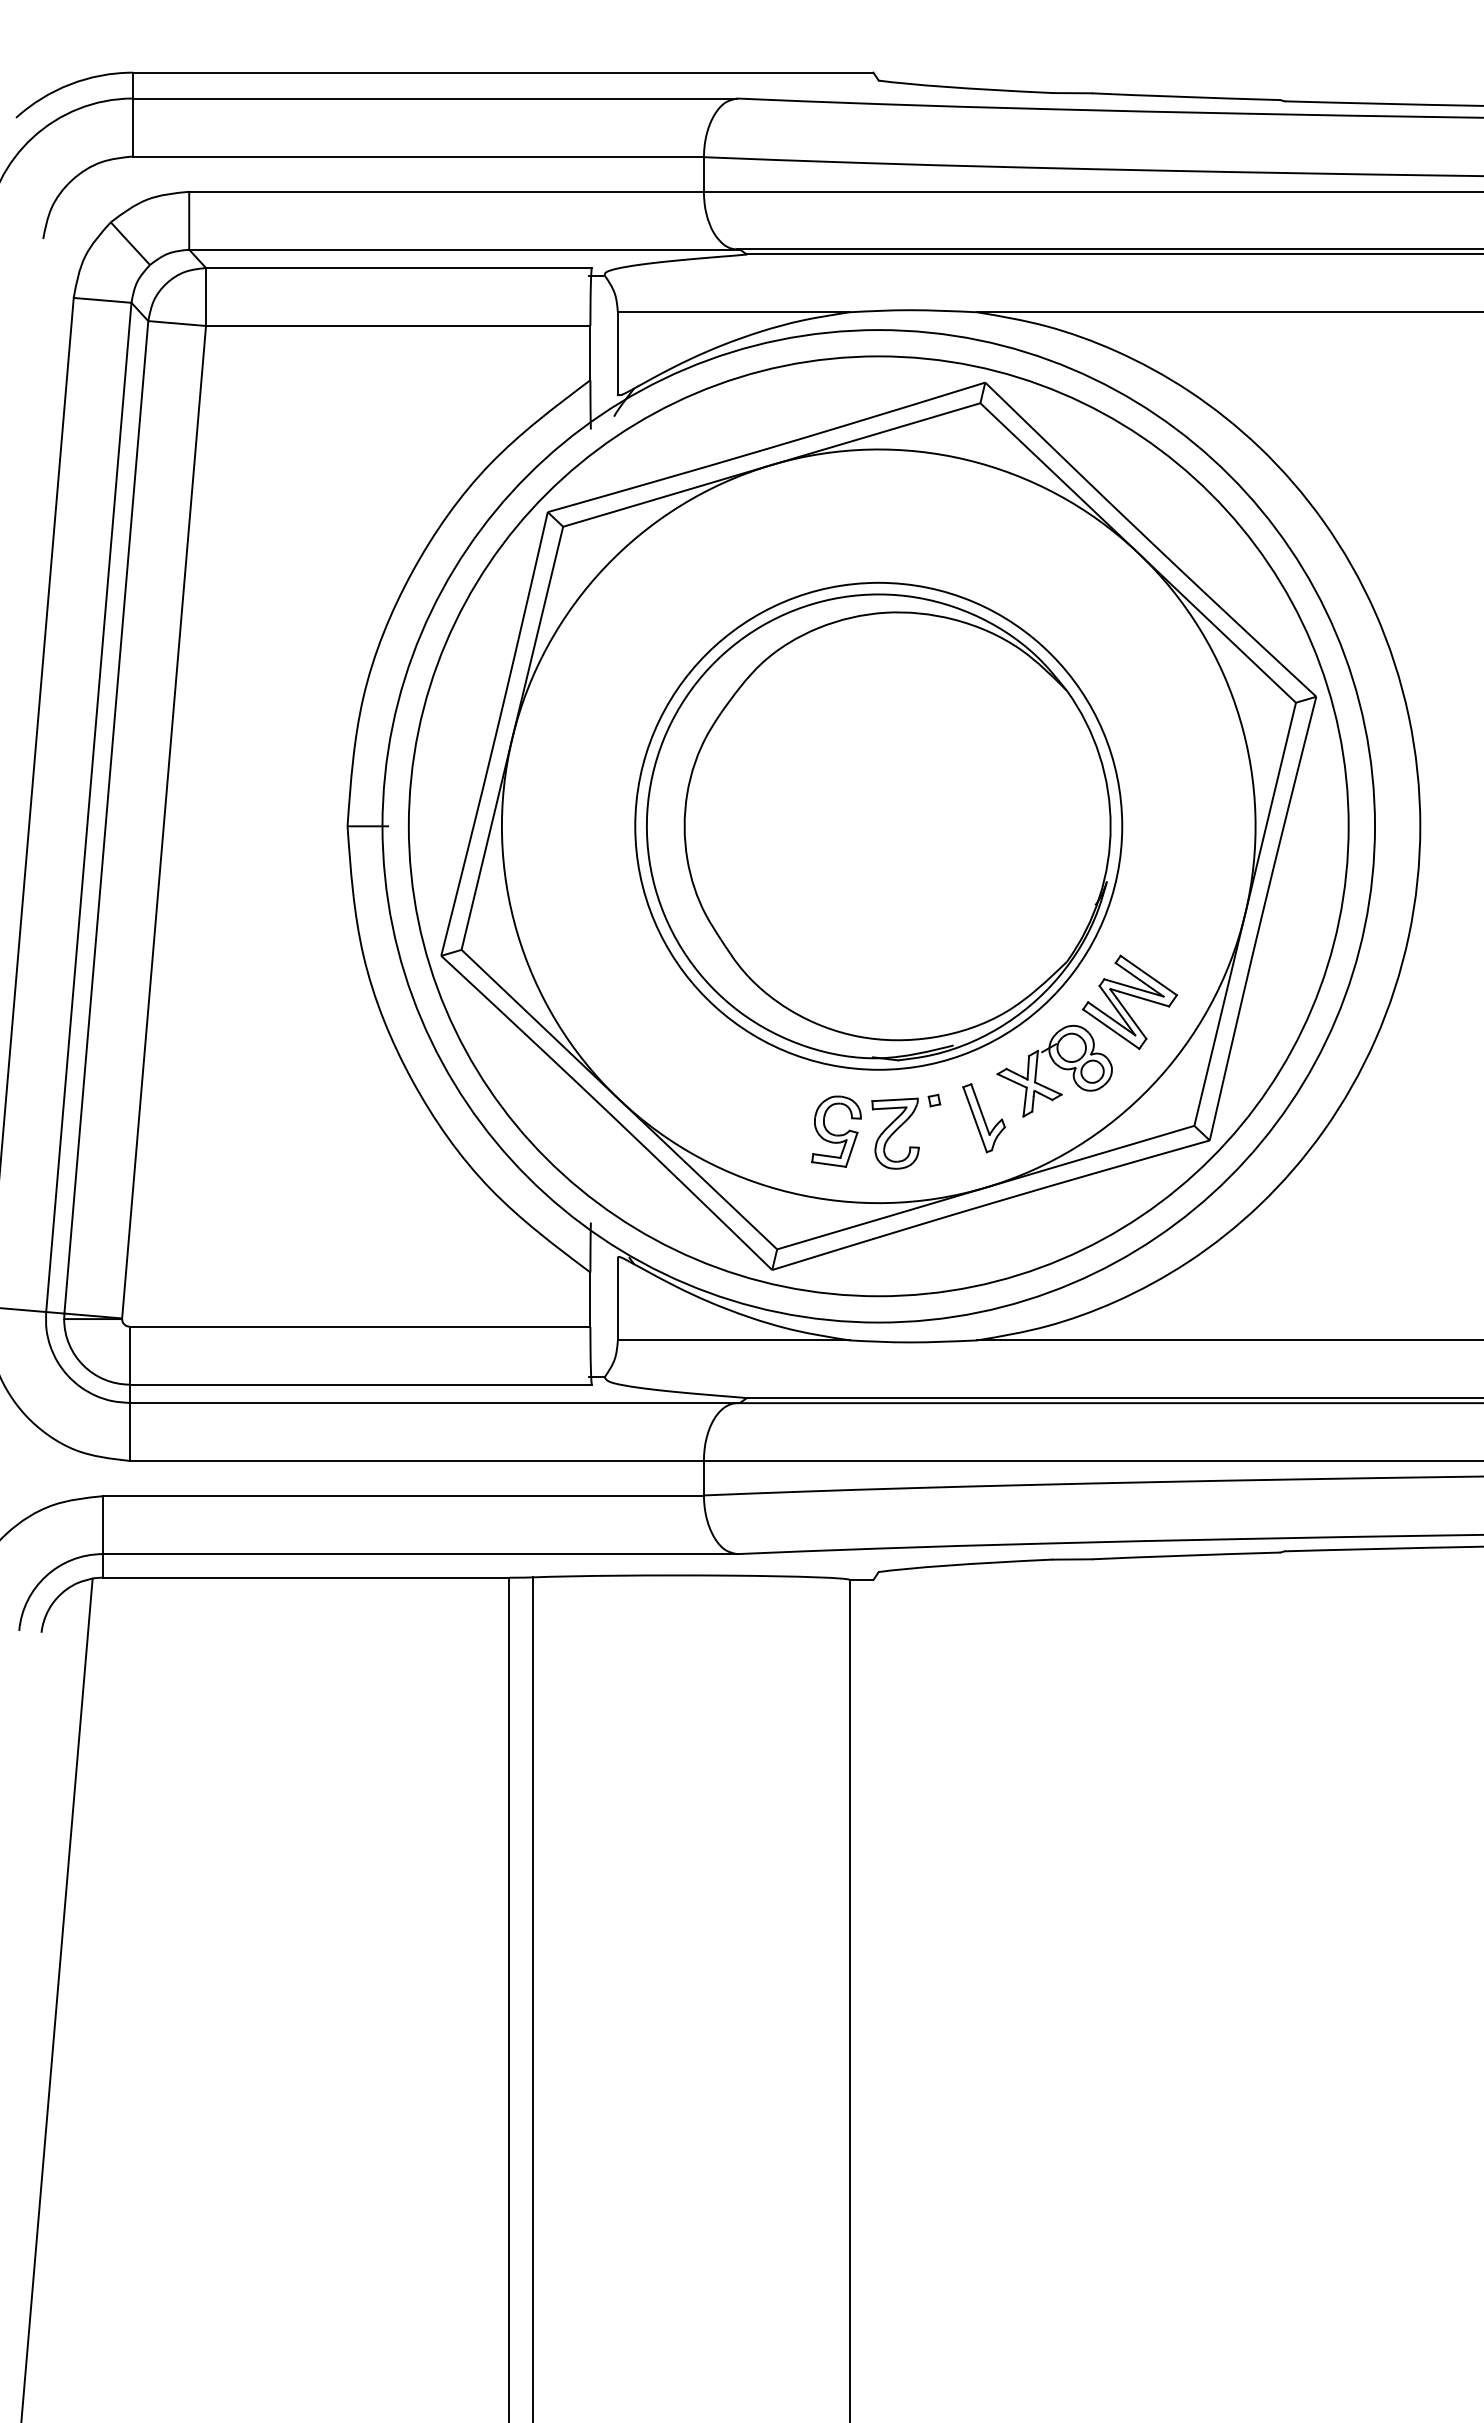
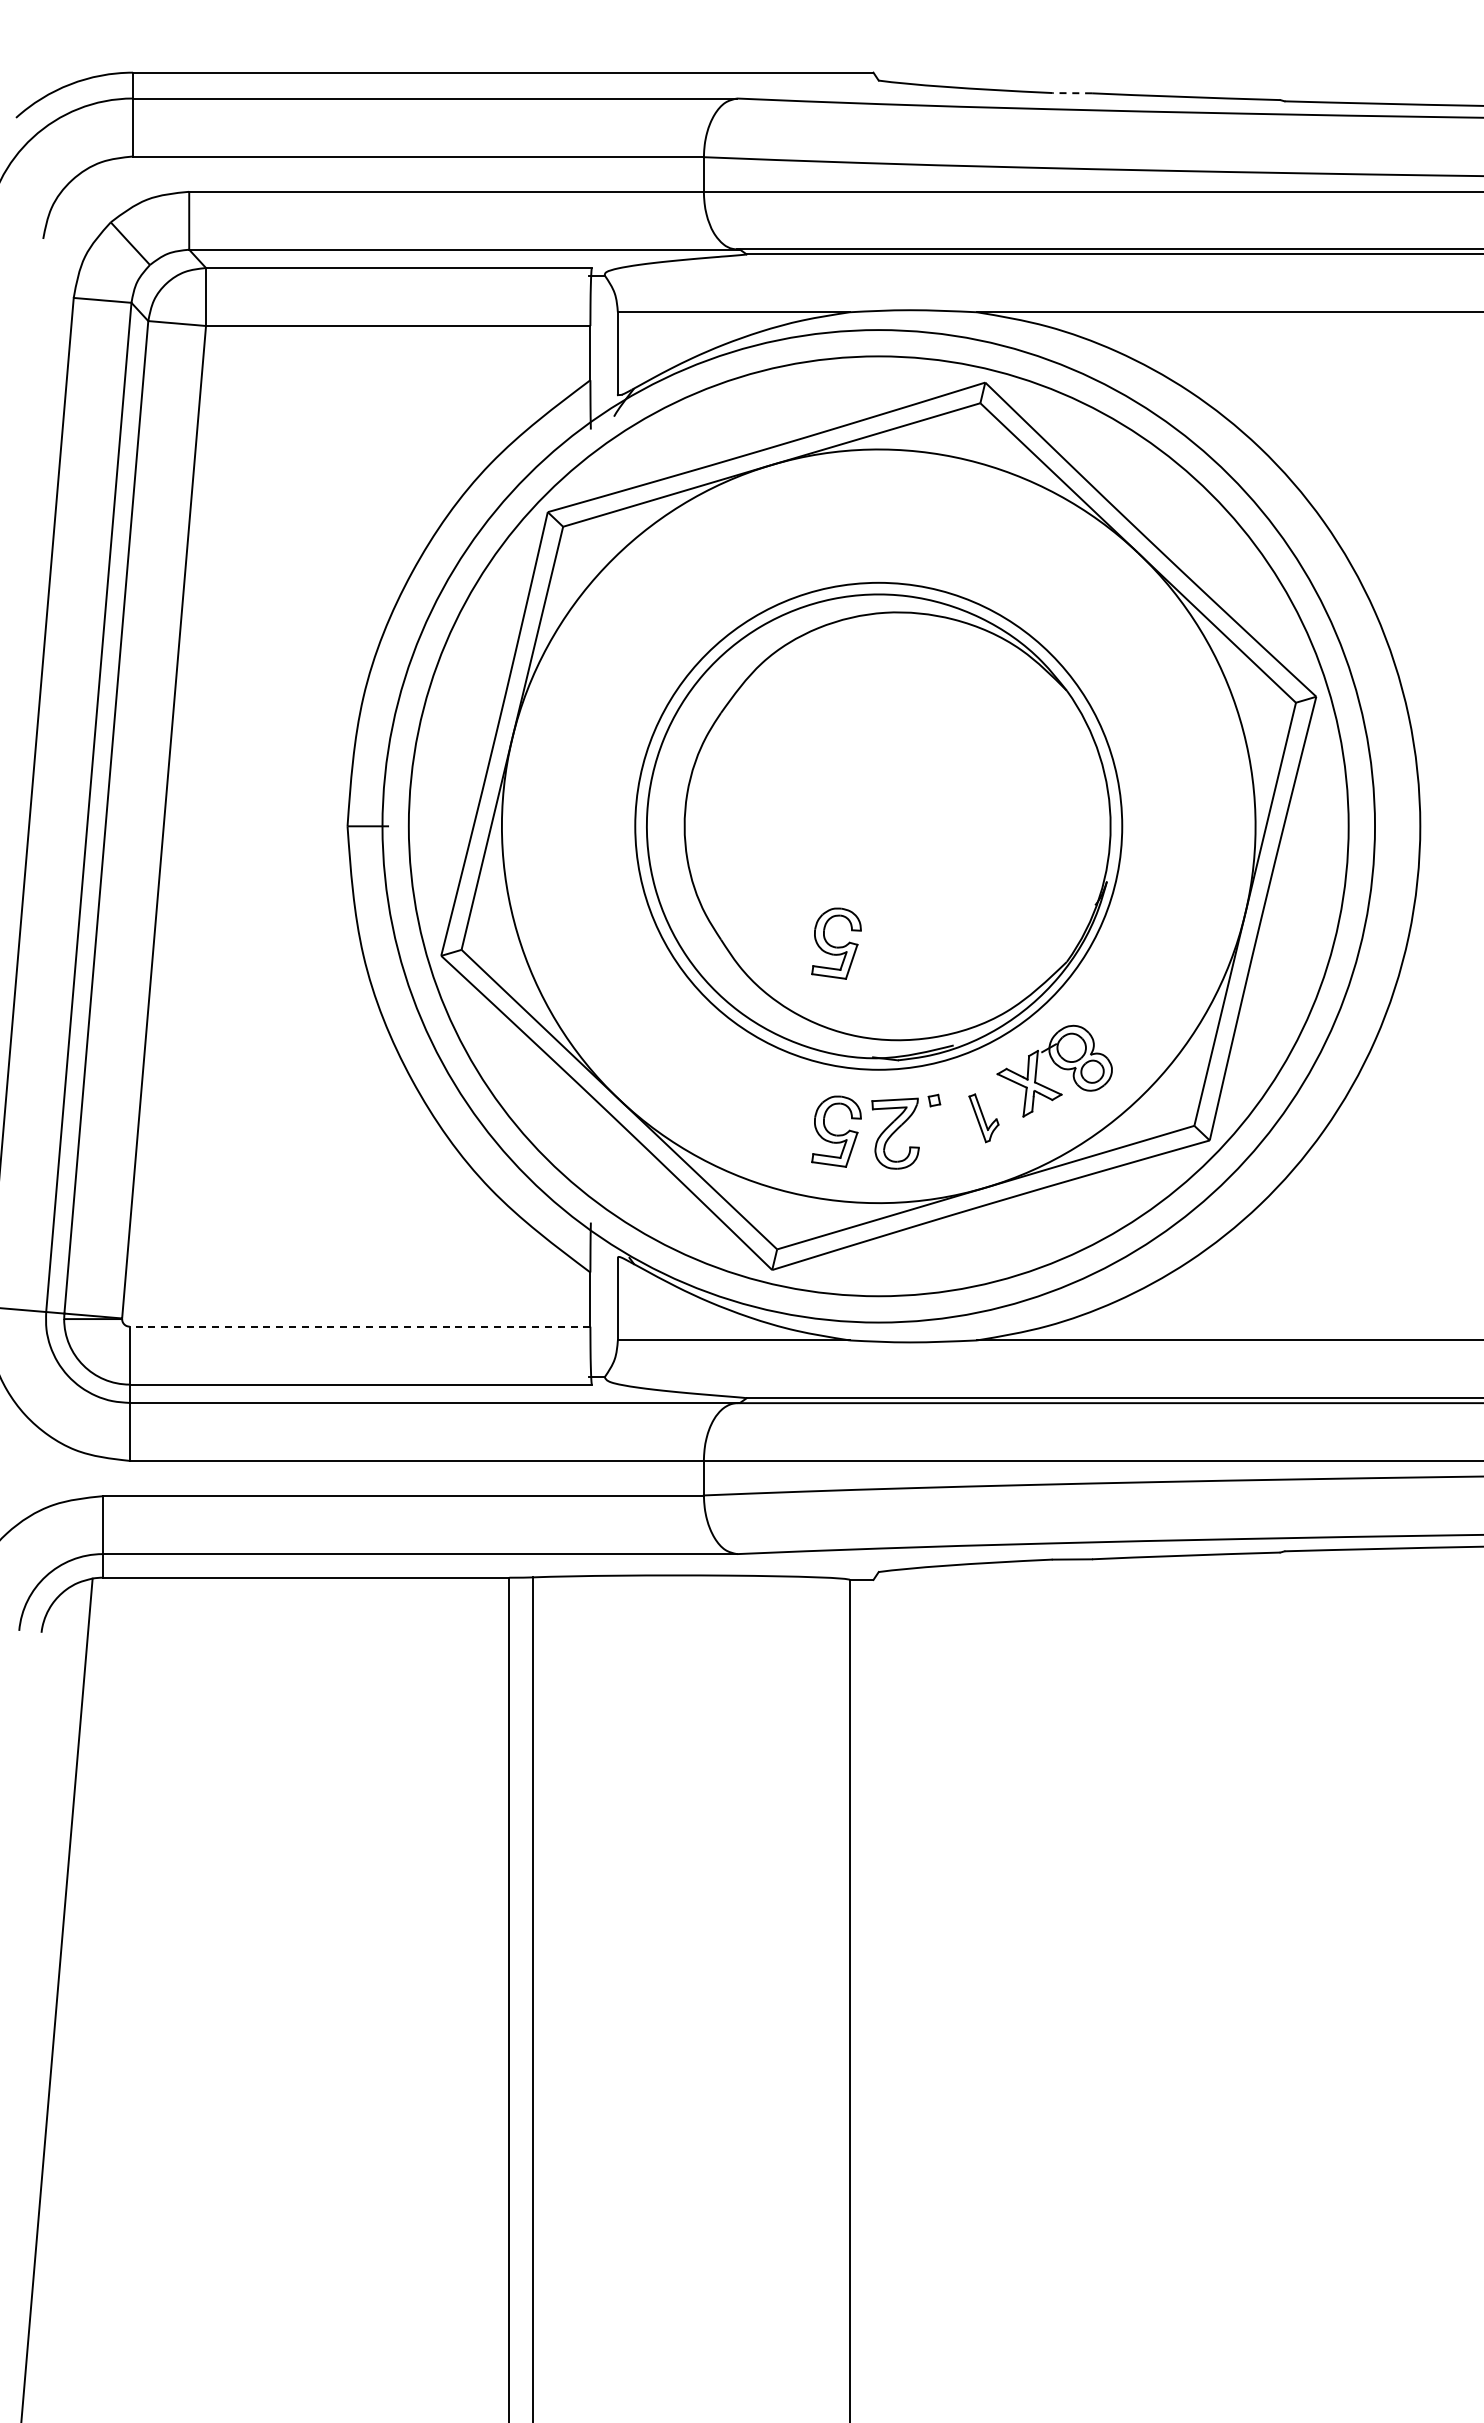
line: solid -> dashed (1072, 93)
part: none -> present (836, 943)
part: present -> none (1129, 1001)
part size: 44x71 px -> 32x51 px (983, 1118)
line: solid -> dashed (359, 1326)
